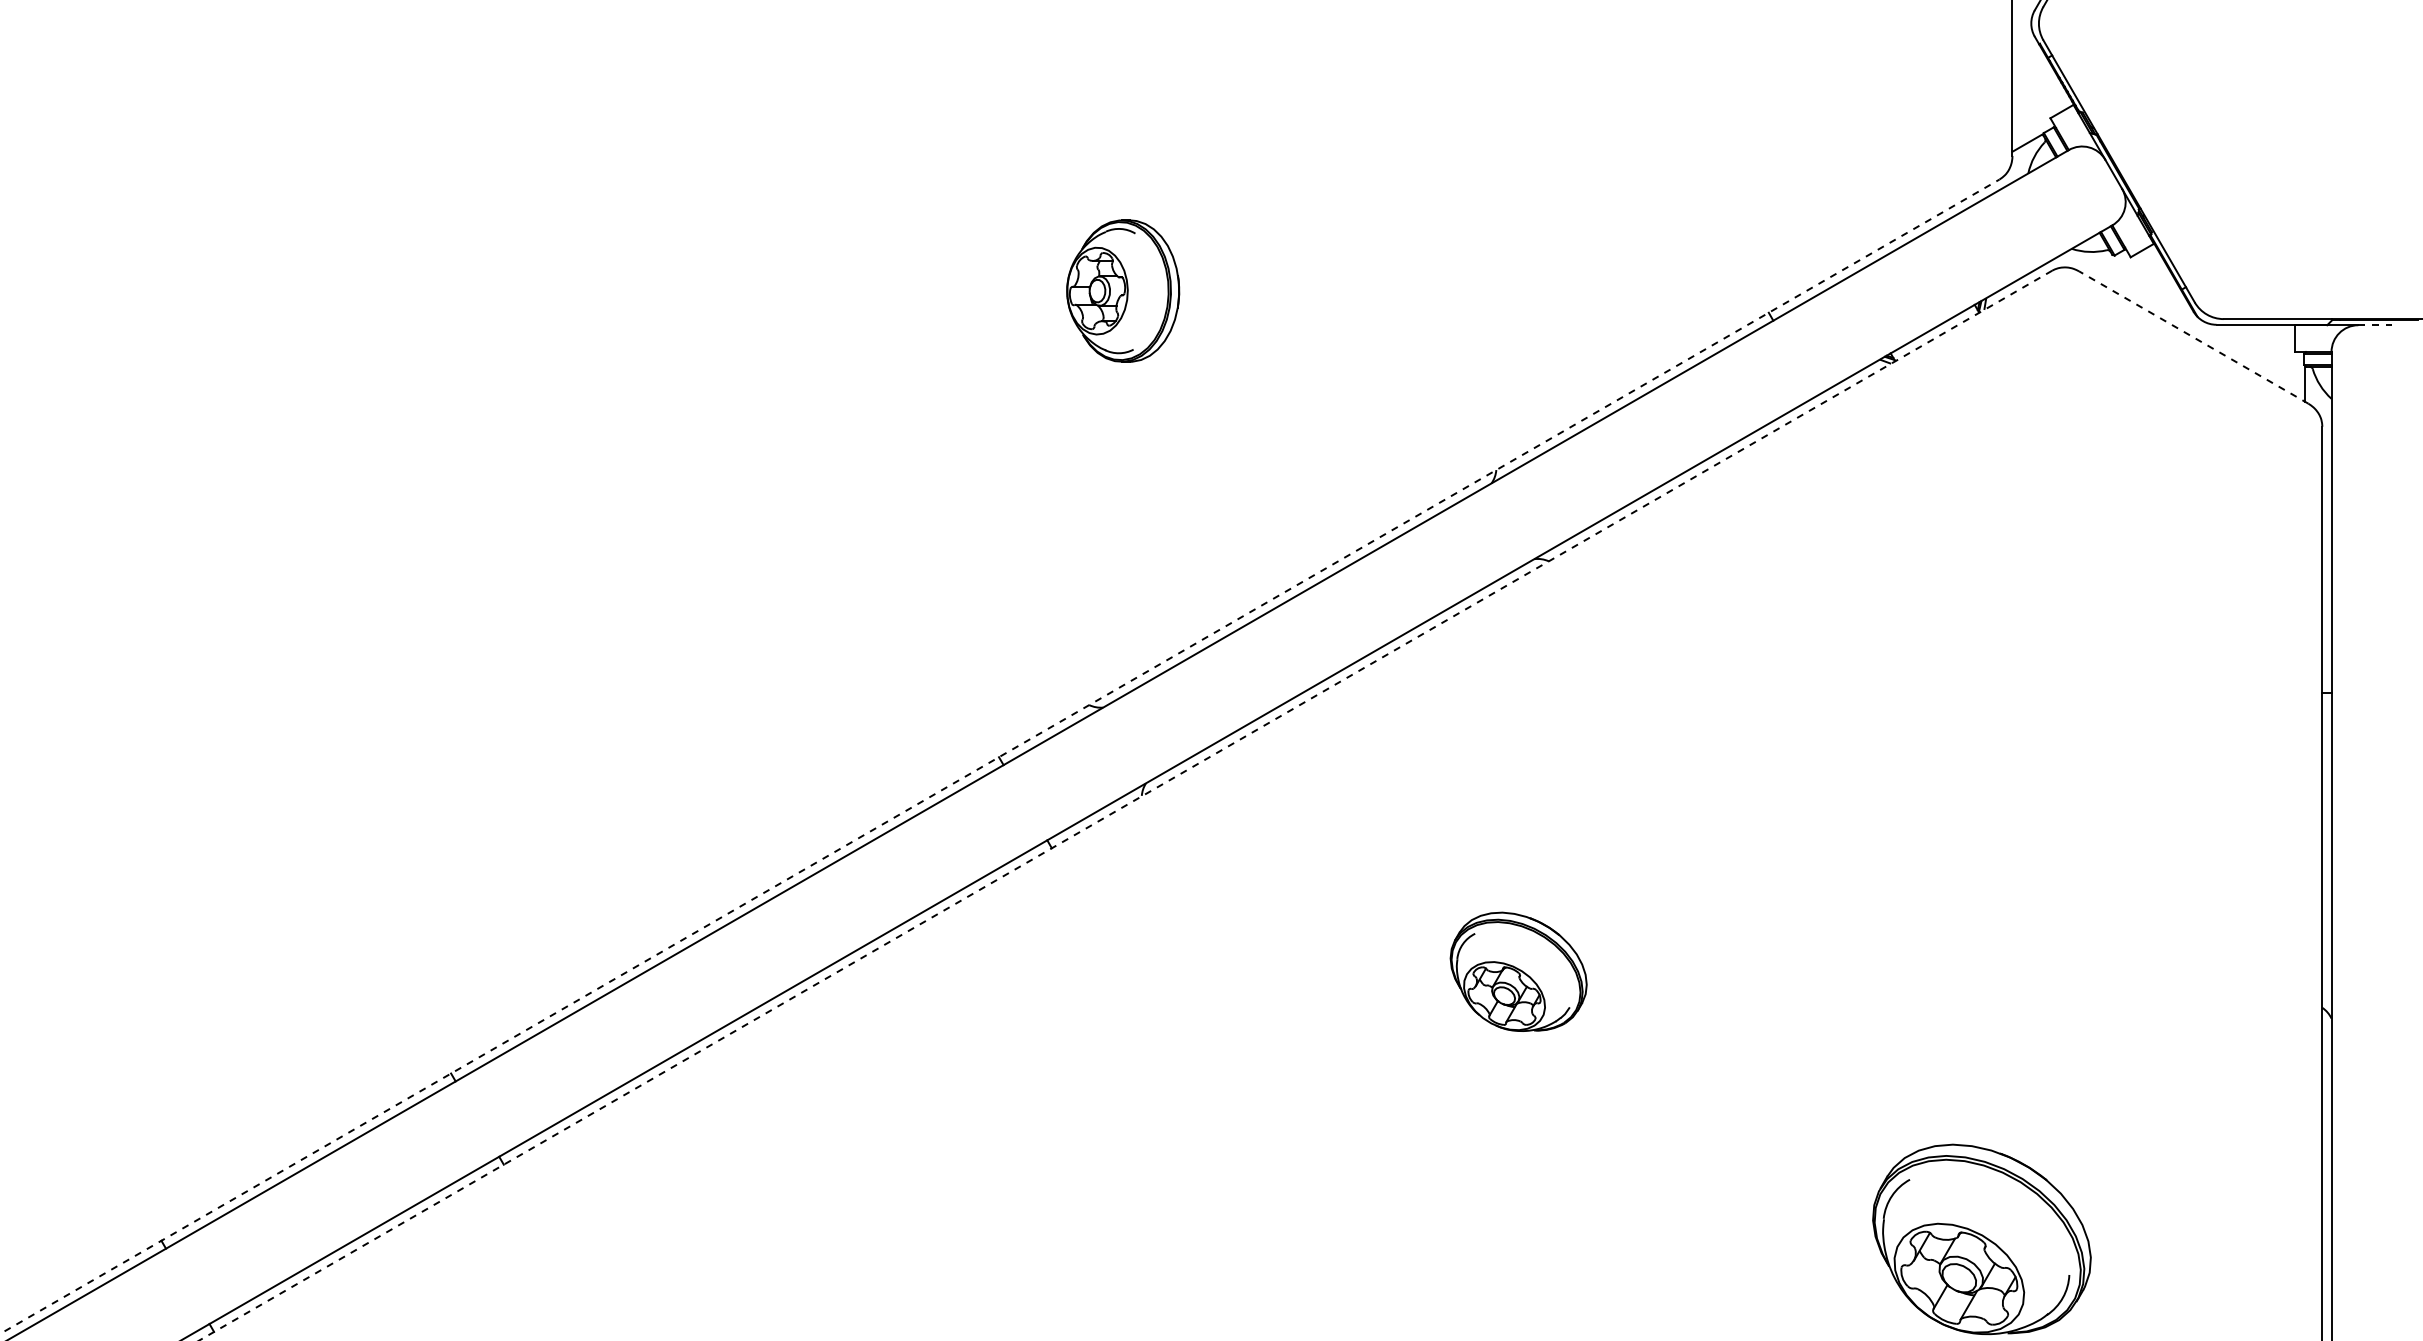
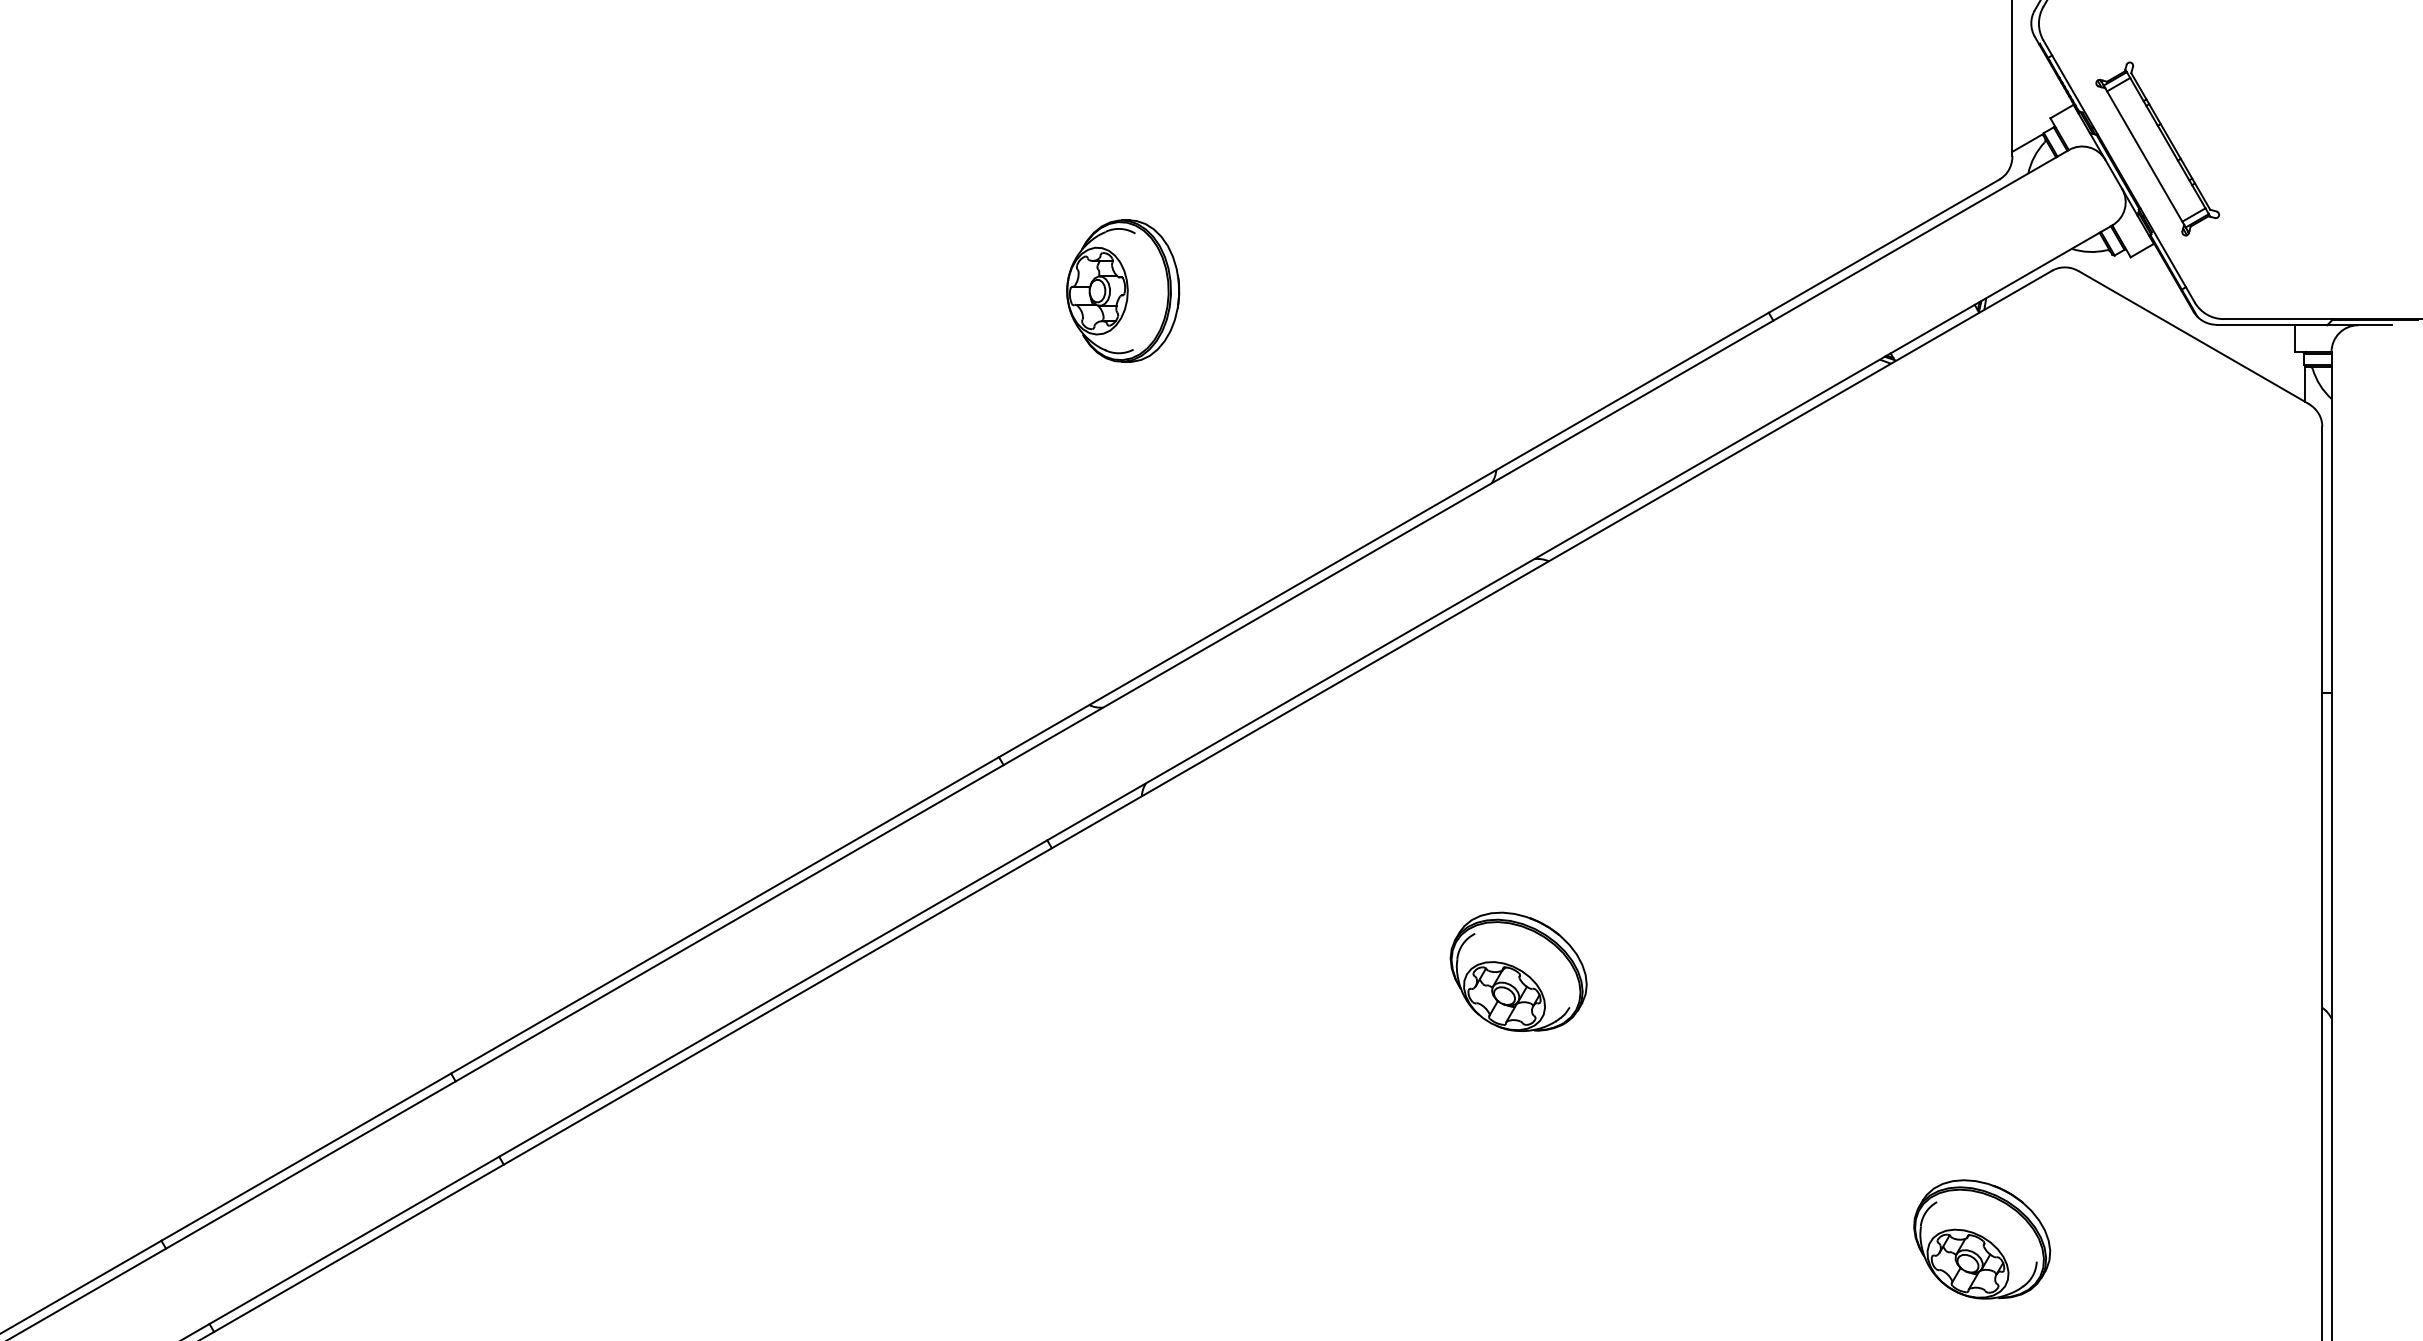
part: none -> present (2157, 148)
line: dashed -> solid (2375, 325)
line: dashed -> solid (2193, 337)
line: dashed -> solid (1000, 756)
line: dashed -> solid (1125, 805)
part size: 220x193 px -> 139x121 px (1982, 1239)
